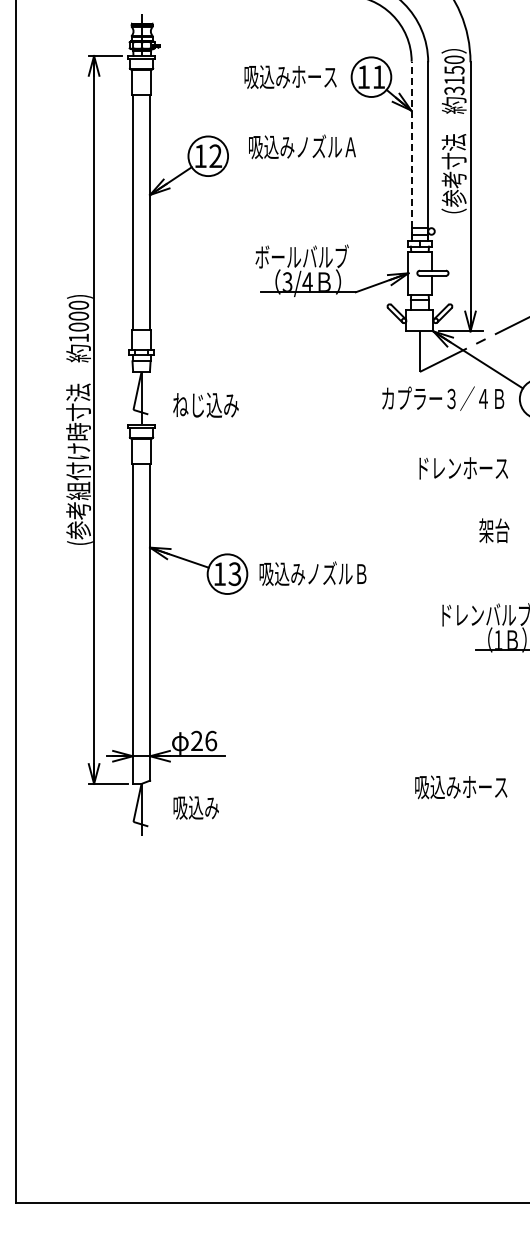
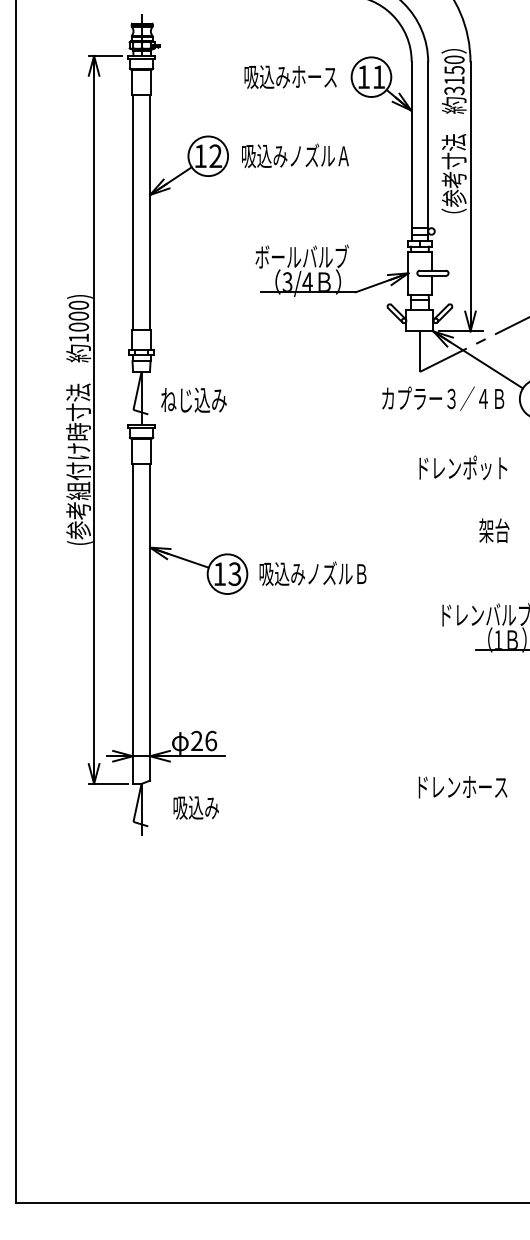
text position: (302, 146) -> (295, 155) (295, 155)
line: dashed -> solid (411, 150)
text position: (205, 404) -> (193, 399) (193, 399)
text: ドレンホース -> ドレンポット (485, 467)
text: 吸込みホース -> ドレンホース (437, 787)
